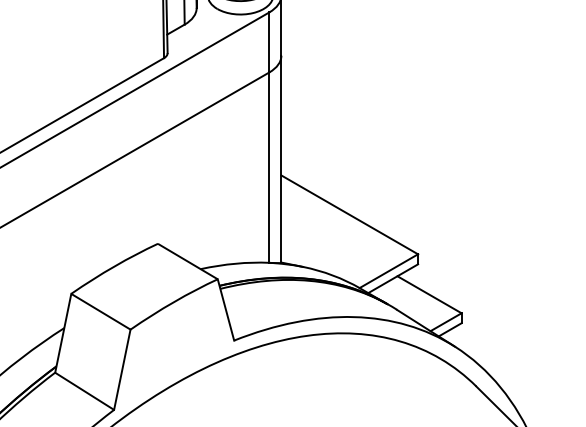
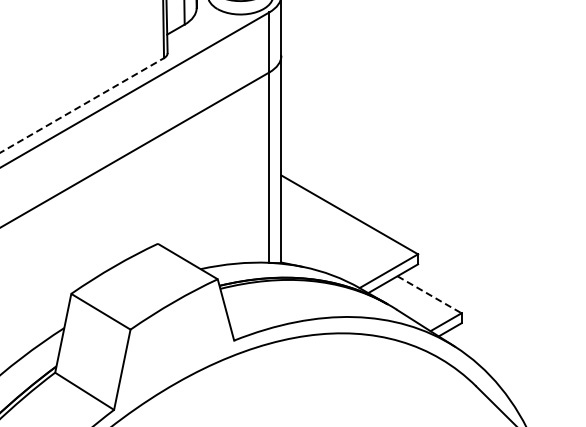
line: solid -> dashed (82, 105)
line: solid -> dashed (429, 295)
